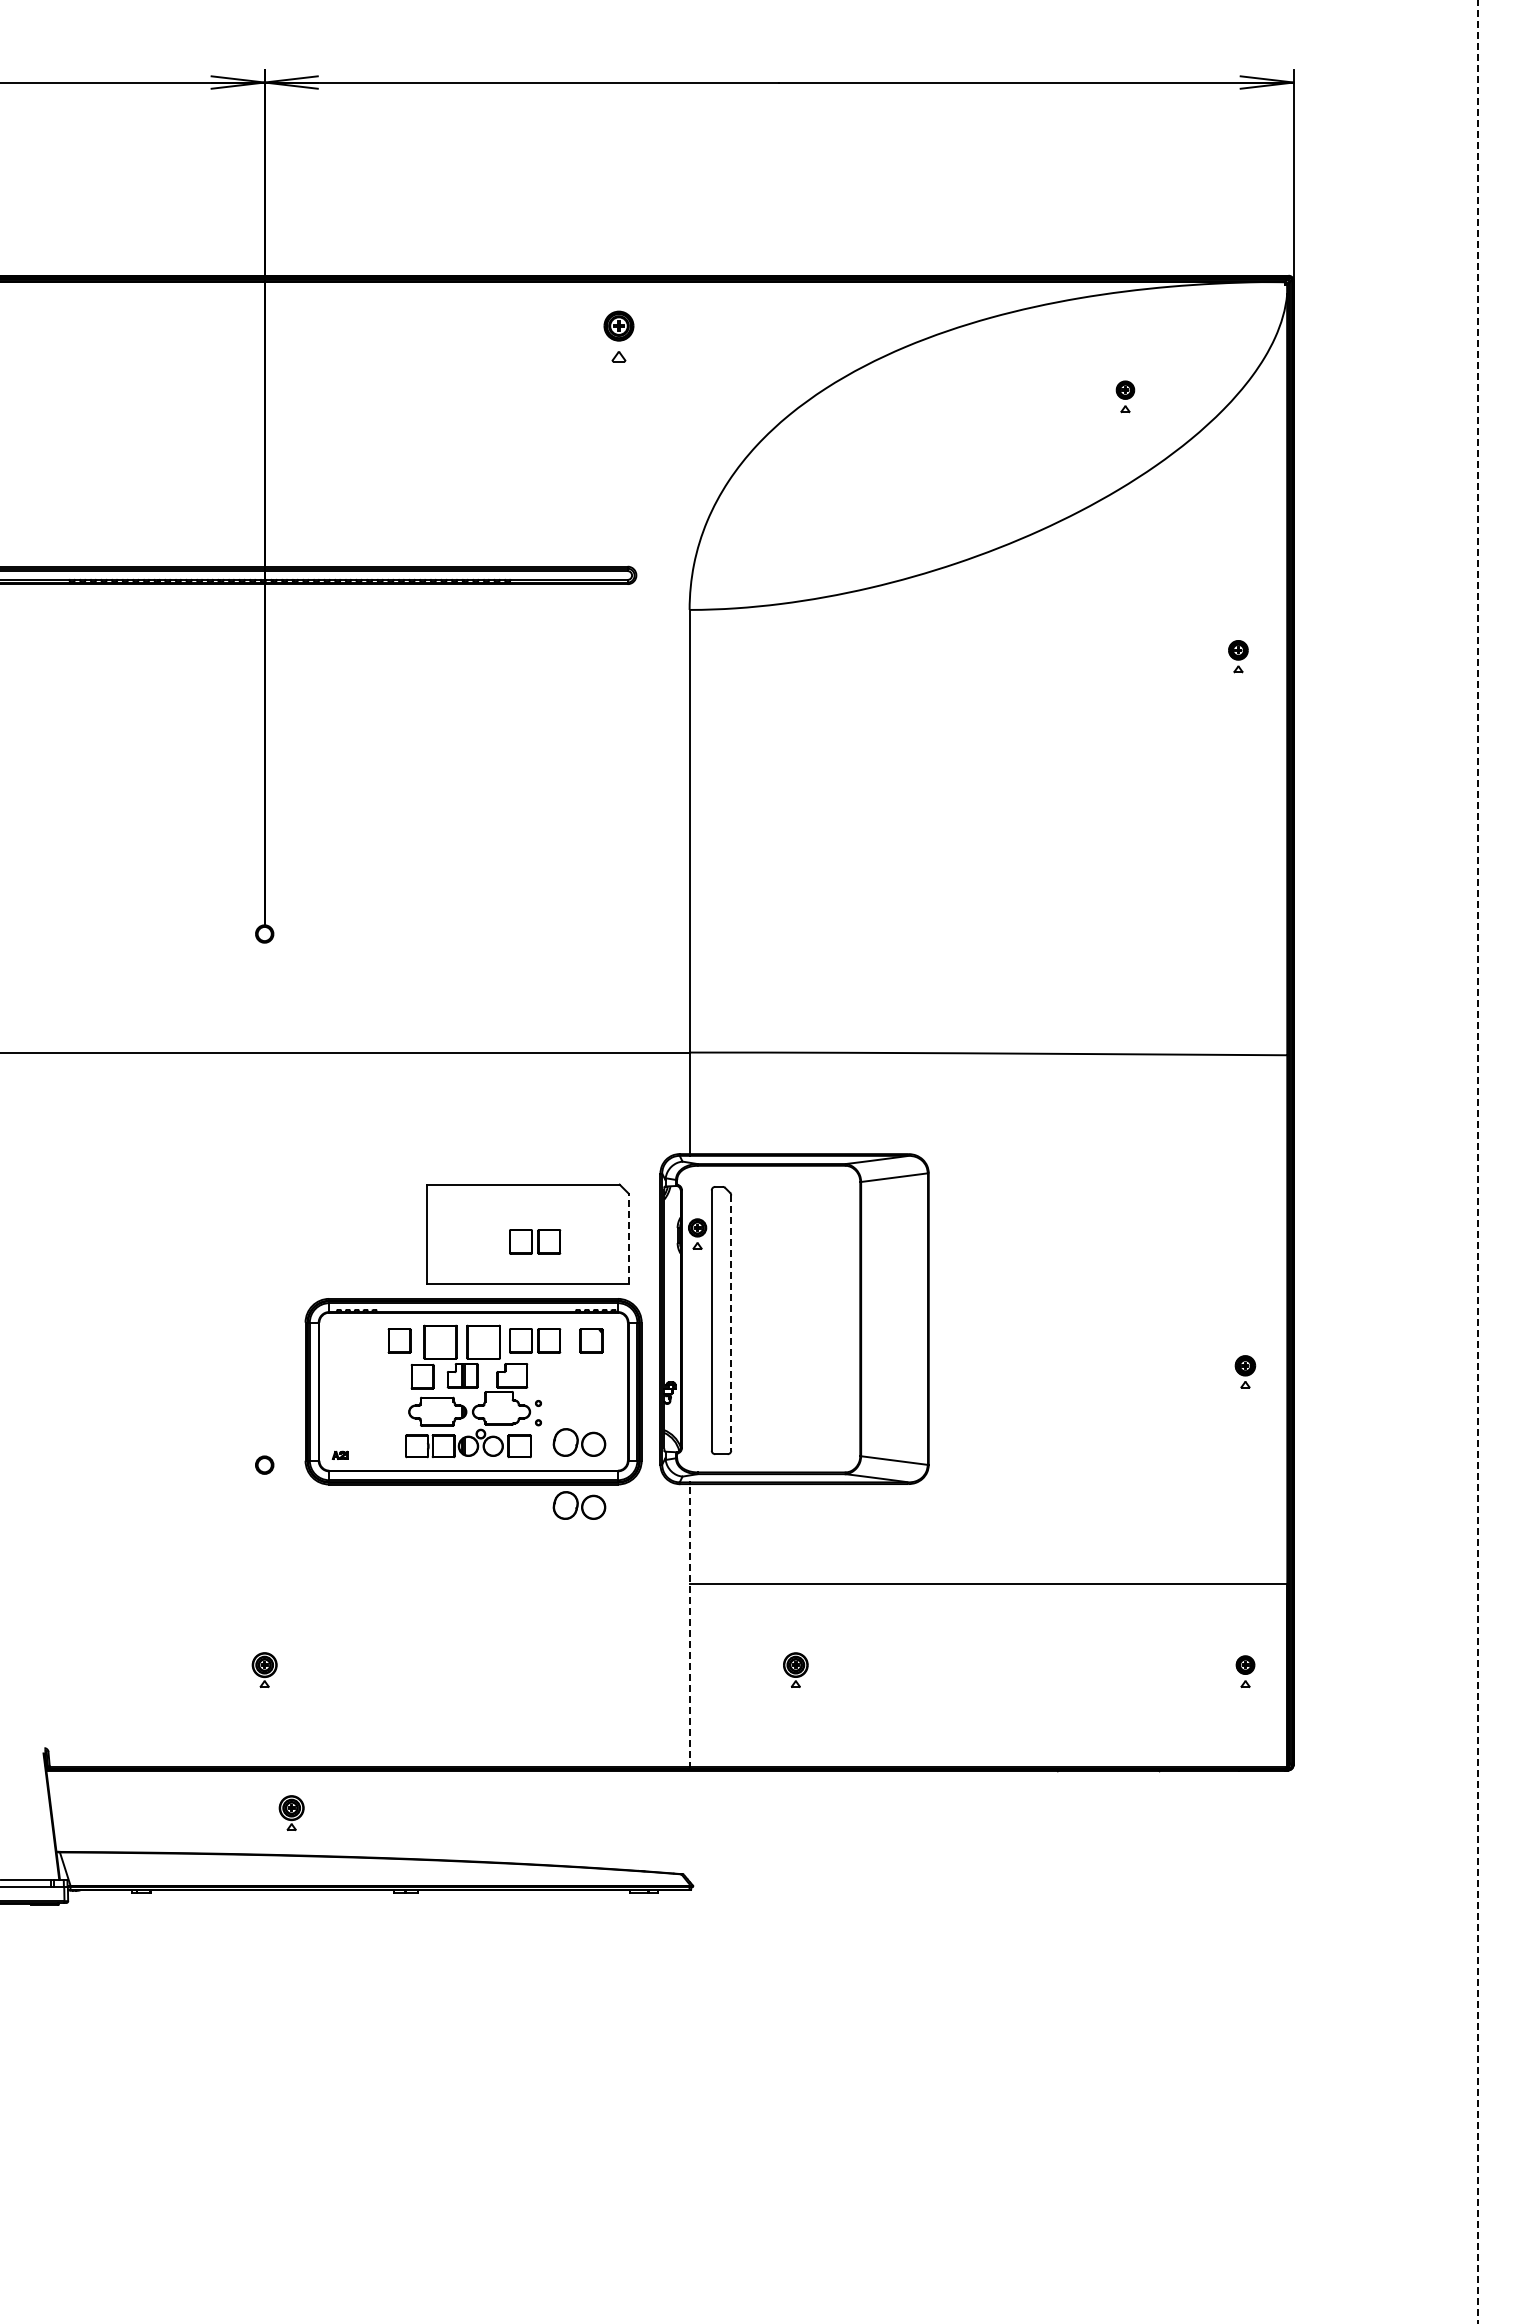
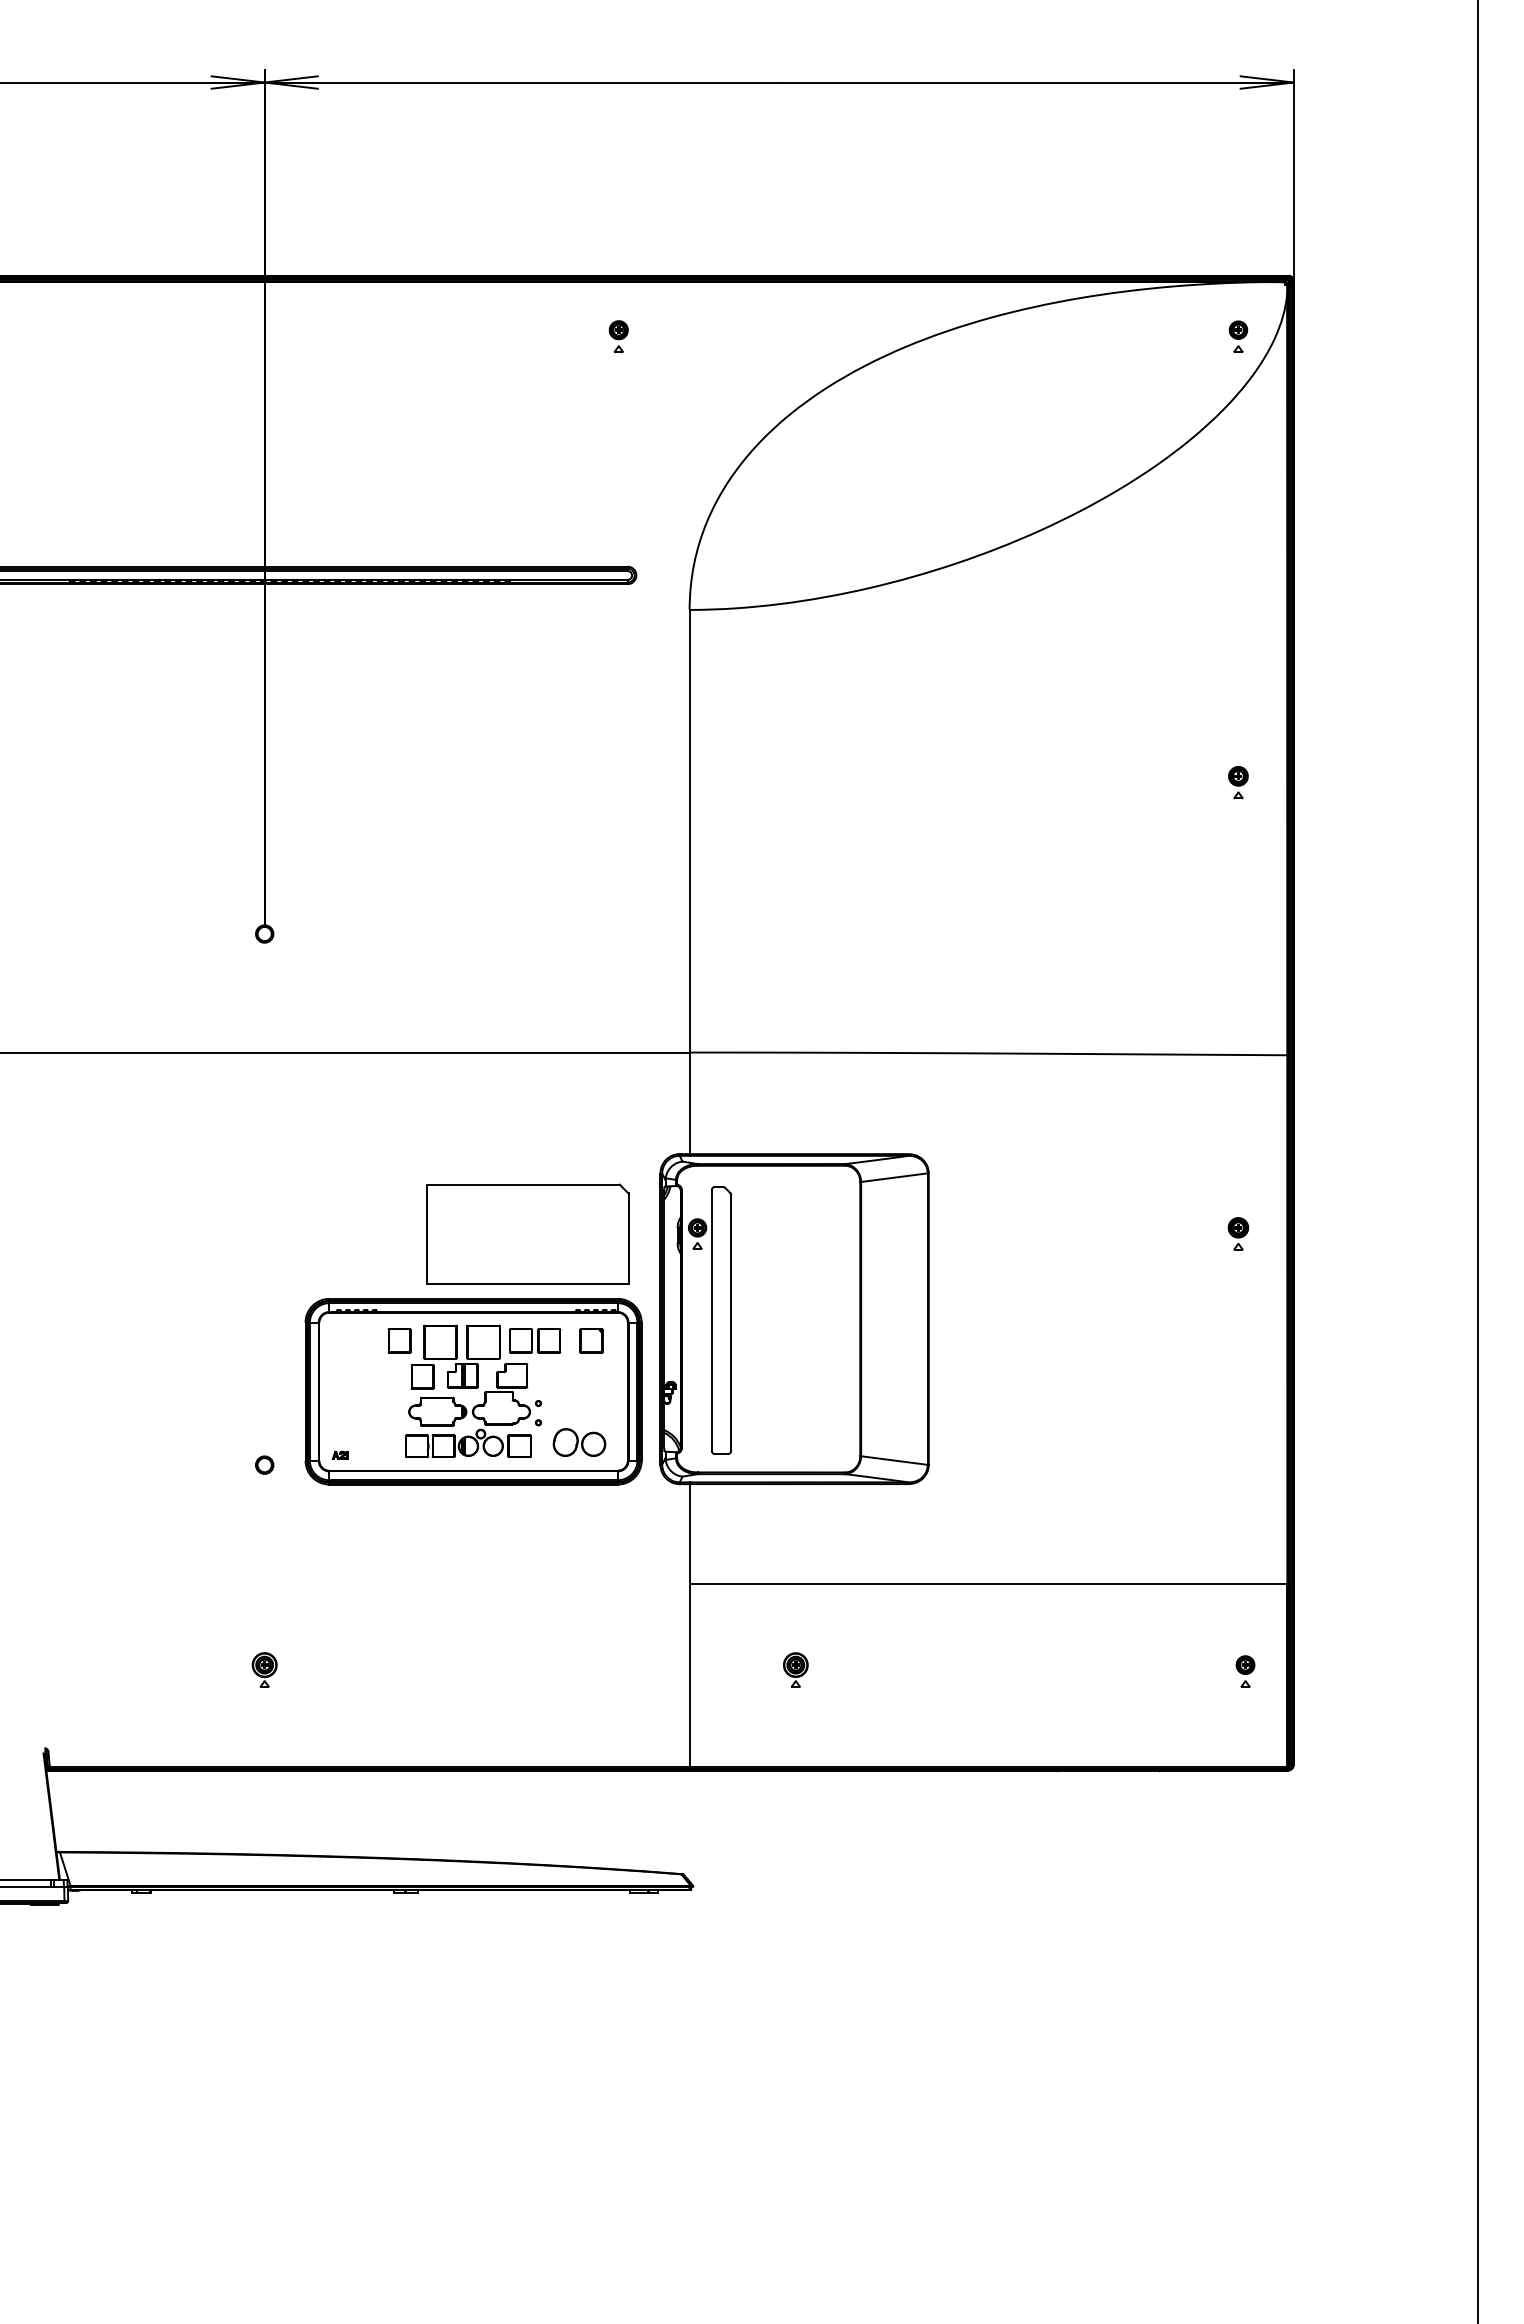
part size: 32x53 px -> 21x34 px (618, 336)
part position: (1125, 396) -> (1238, 336) (1238, 336)
part position: (1238, 656) -> (1238, 782) (1238, 782)
line: dashed -> solid (1478, 1161)
line: dashed -> solid (628, 1238)
part: present -> none (535, 1241)
line: dashed -> solid (731, 1323)
part position: (1245, 1371) -> (1238, 1233) (1238, 1233)
part: present -> none (579, 1505)
line: dashed -> solid (689, 1626)
part: present -> none (291, 1812)
